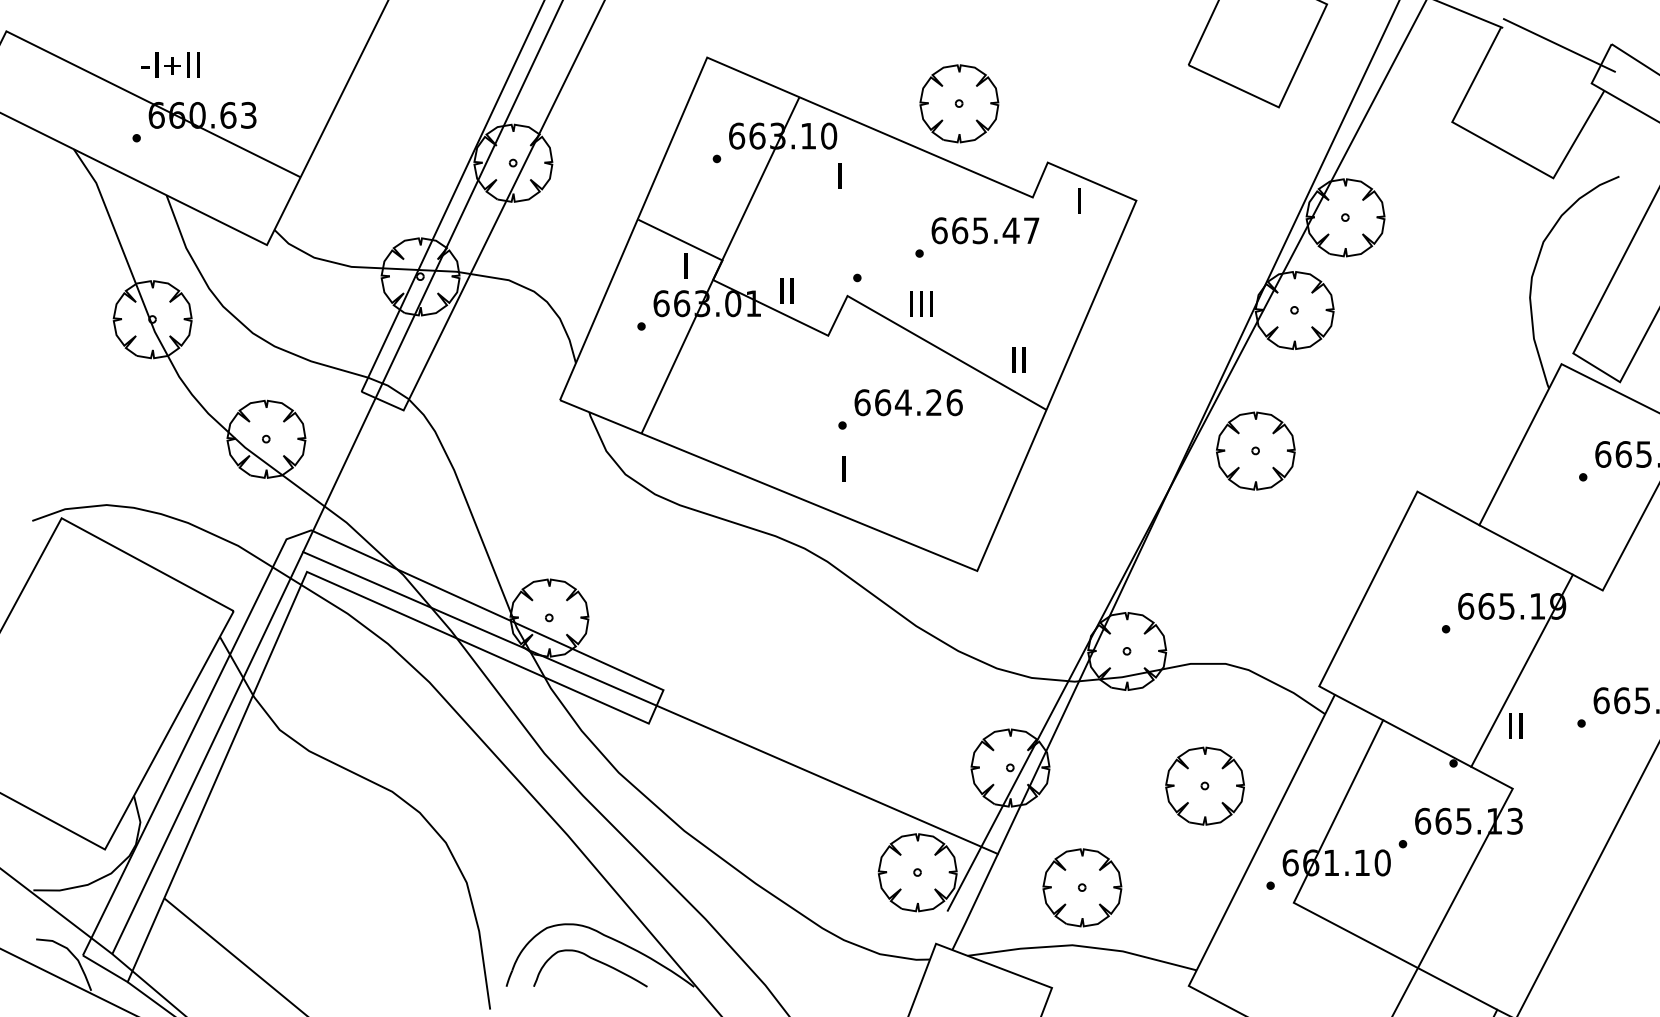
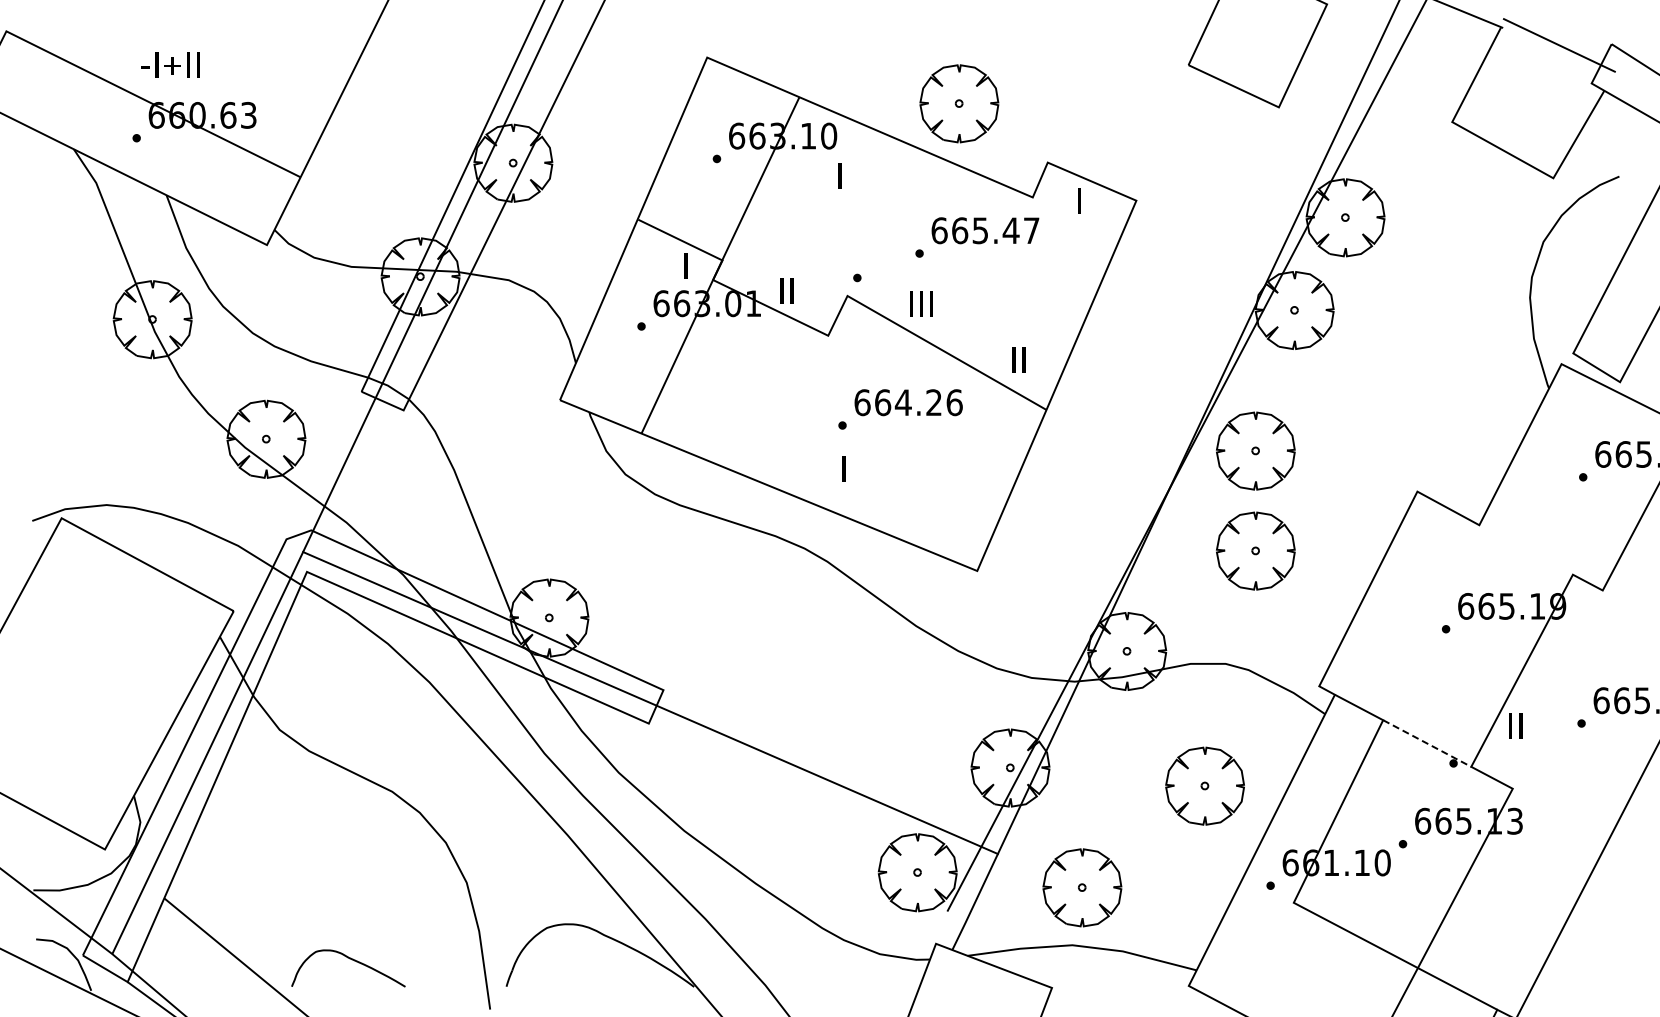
line: present -> none (1525, 549)
part: none -> present (1255, 550)
line: solid -> dashed (1427, 743)
curve position: (594, 960) -> (352, 960) (352, 960)
